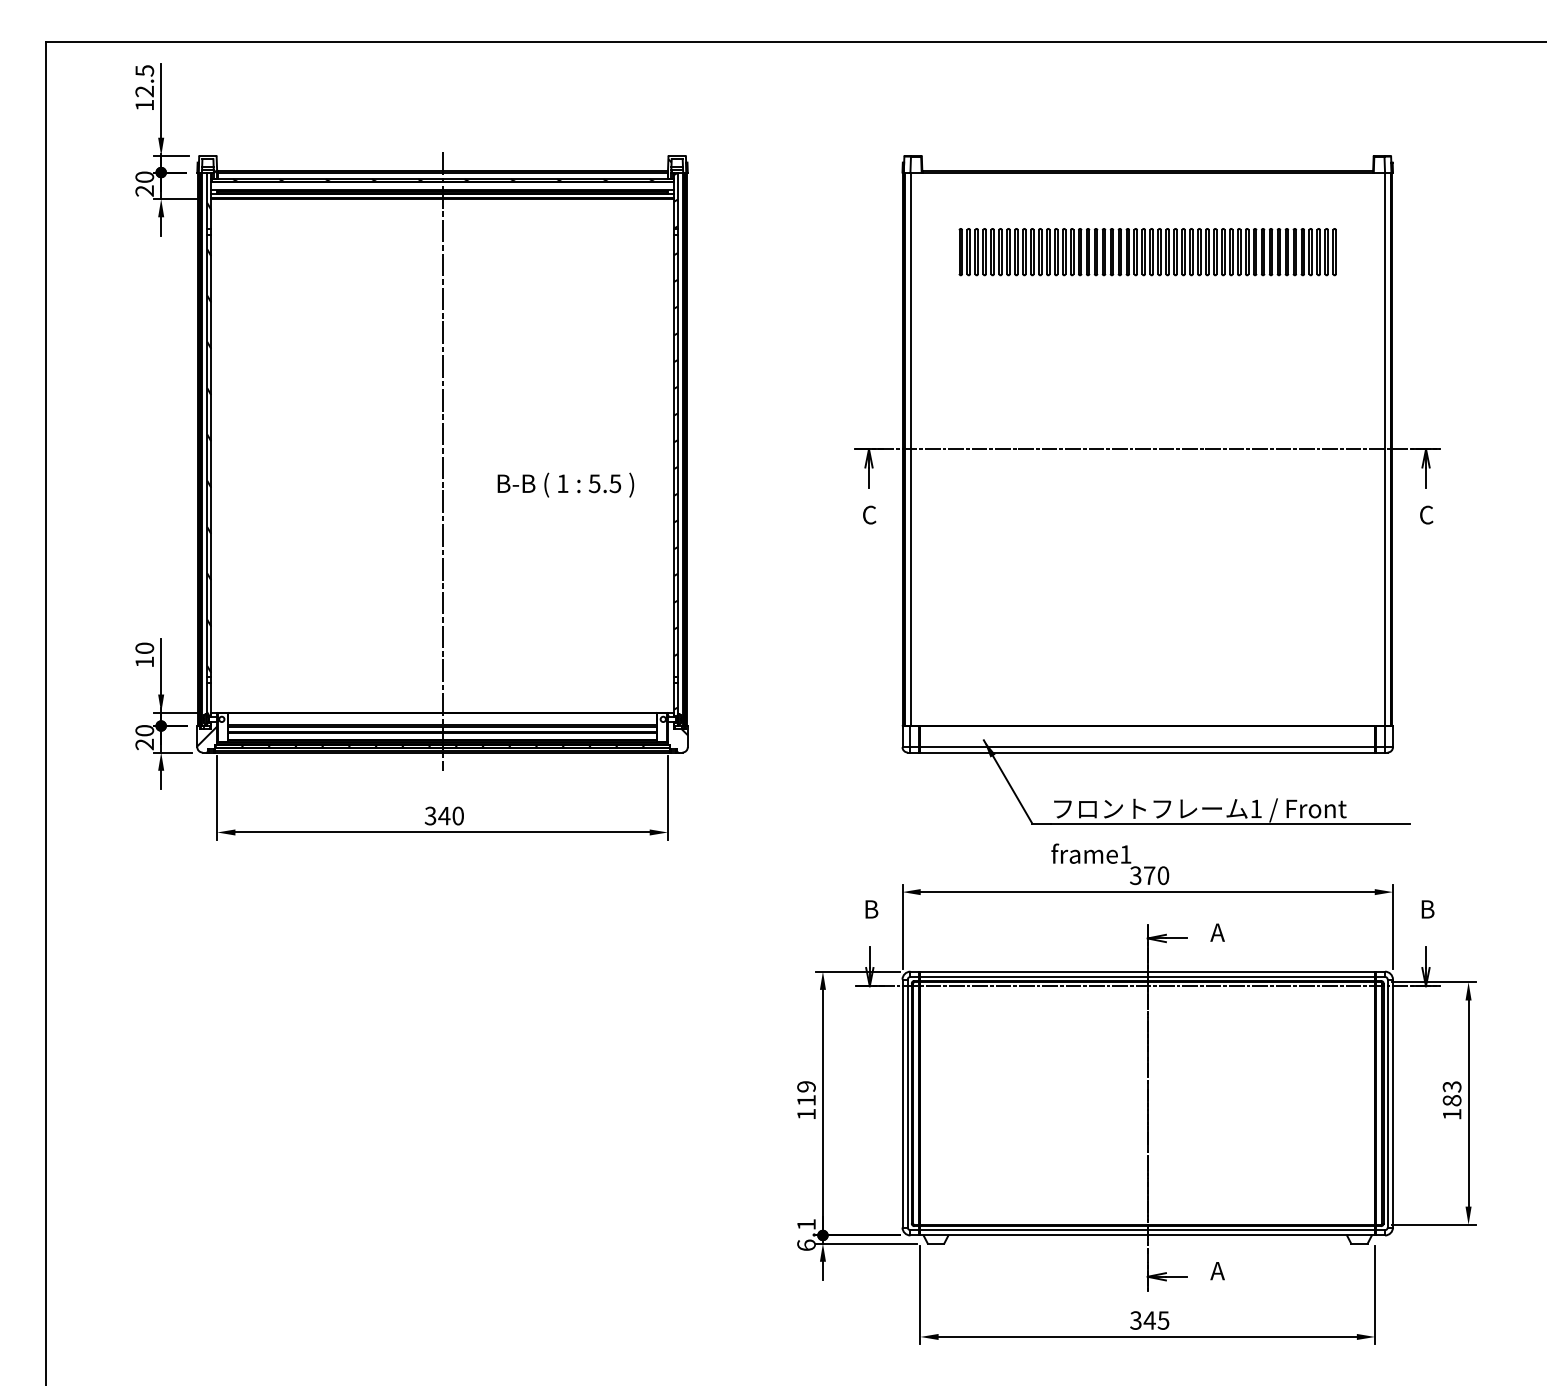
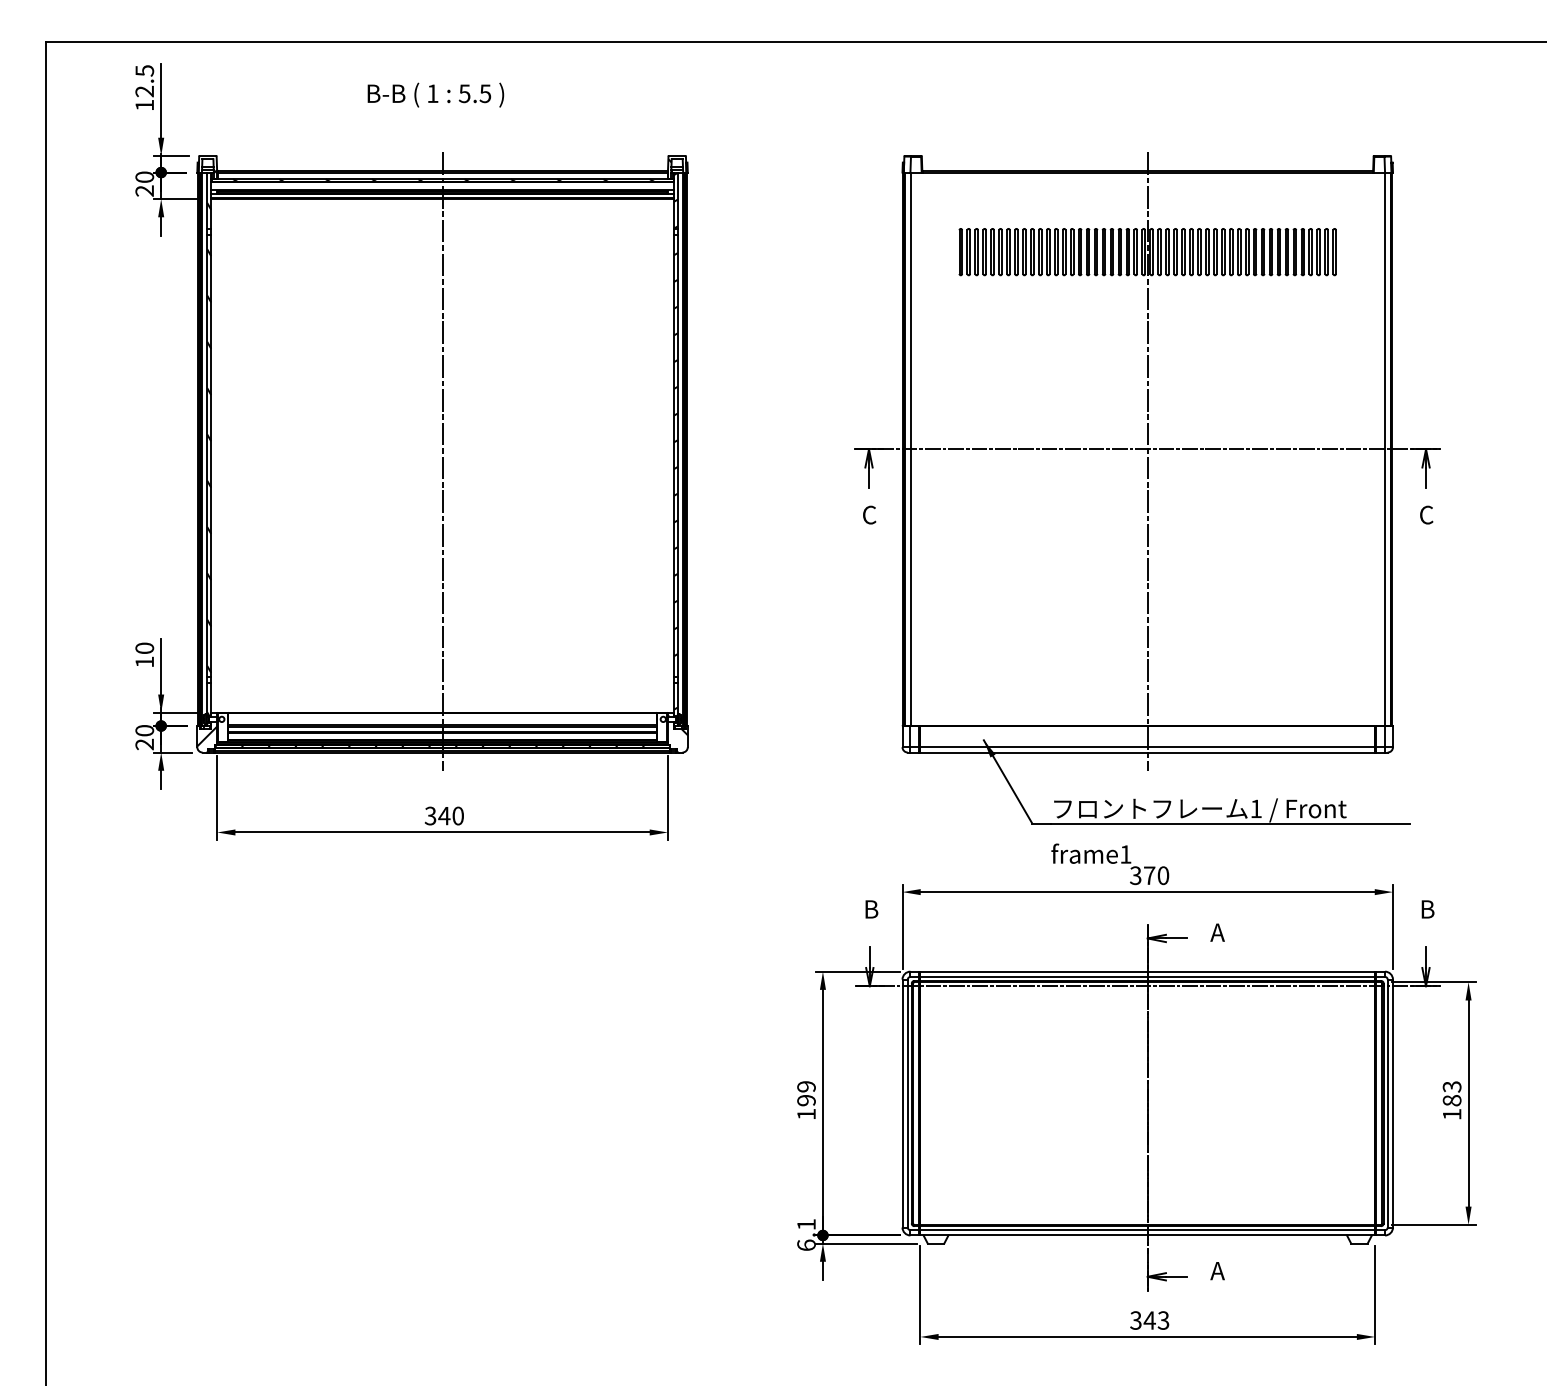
line: none -> present (1147, 461)
text position: (565, 484) -> (435, 94) (435, 94)
text: 119 -> 199 (806, 1100)
text: 345 -> 343 (1163, 1320)
